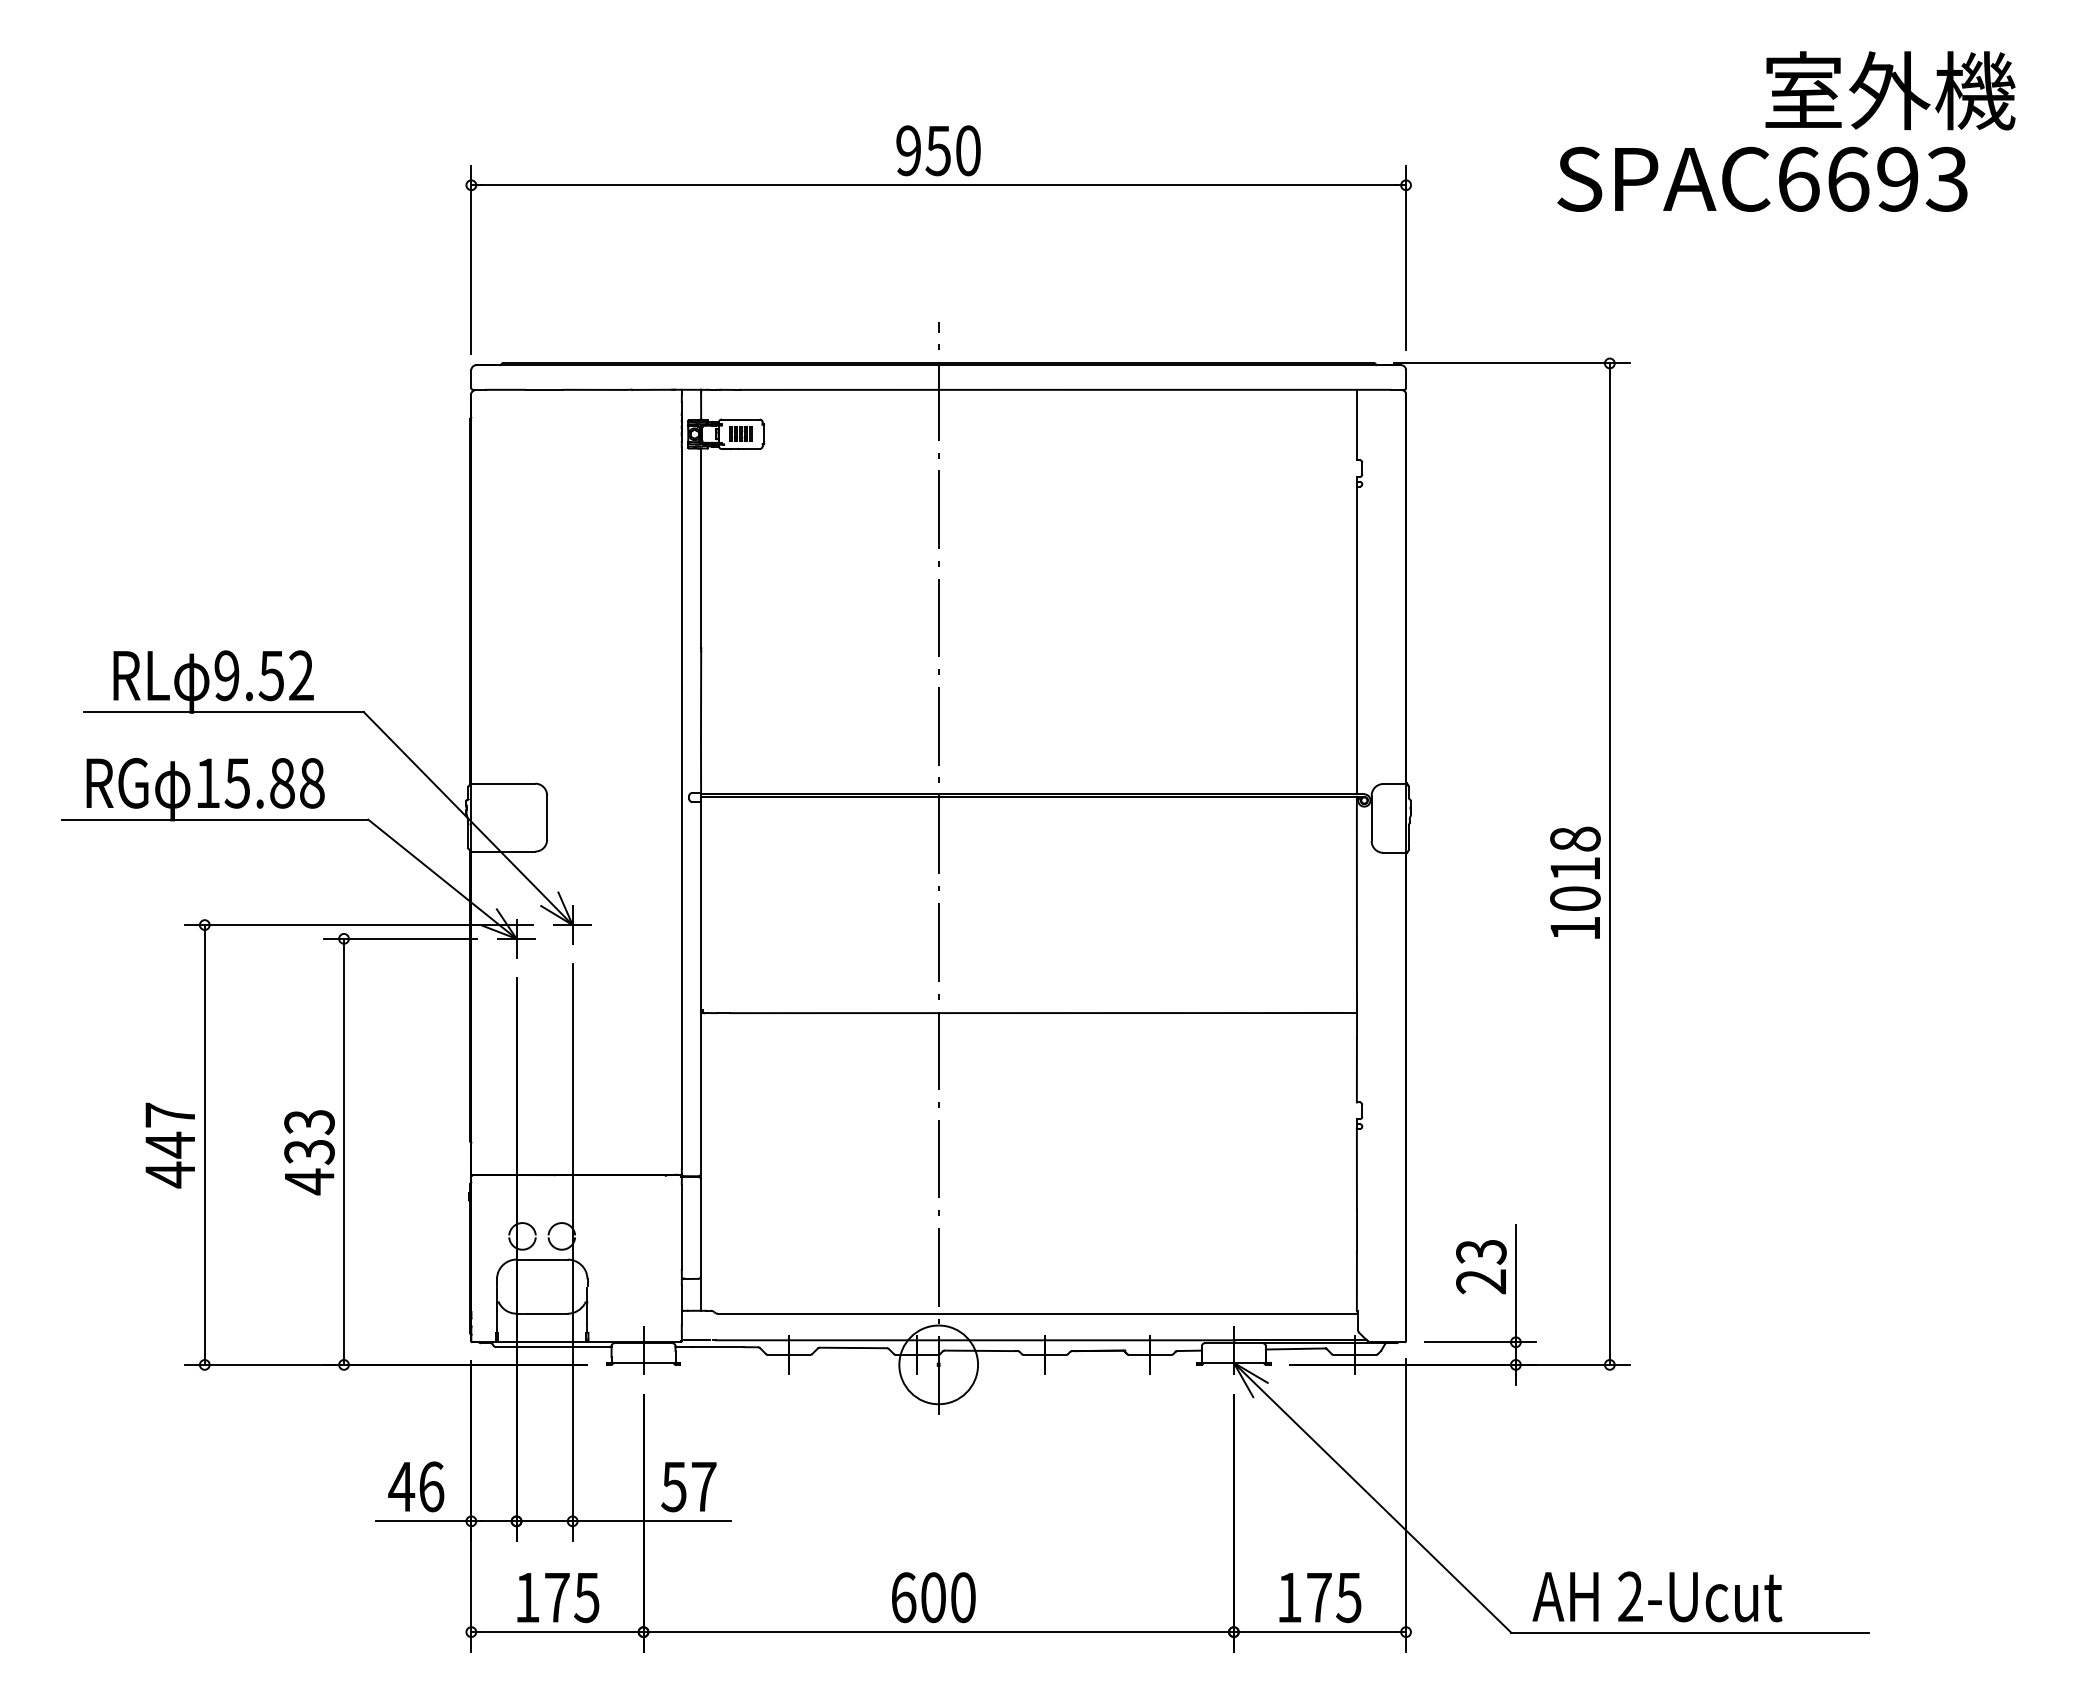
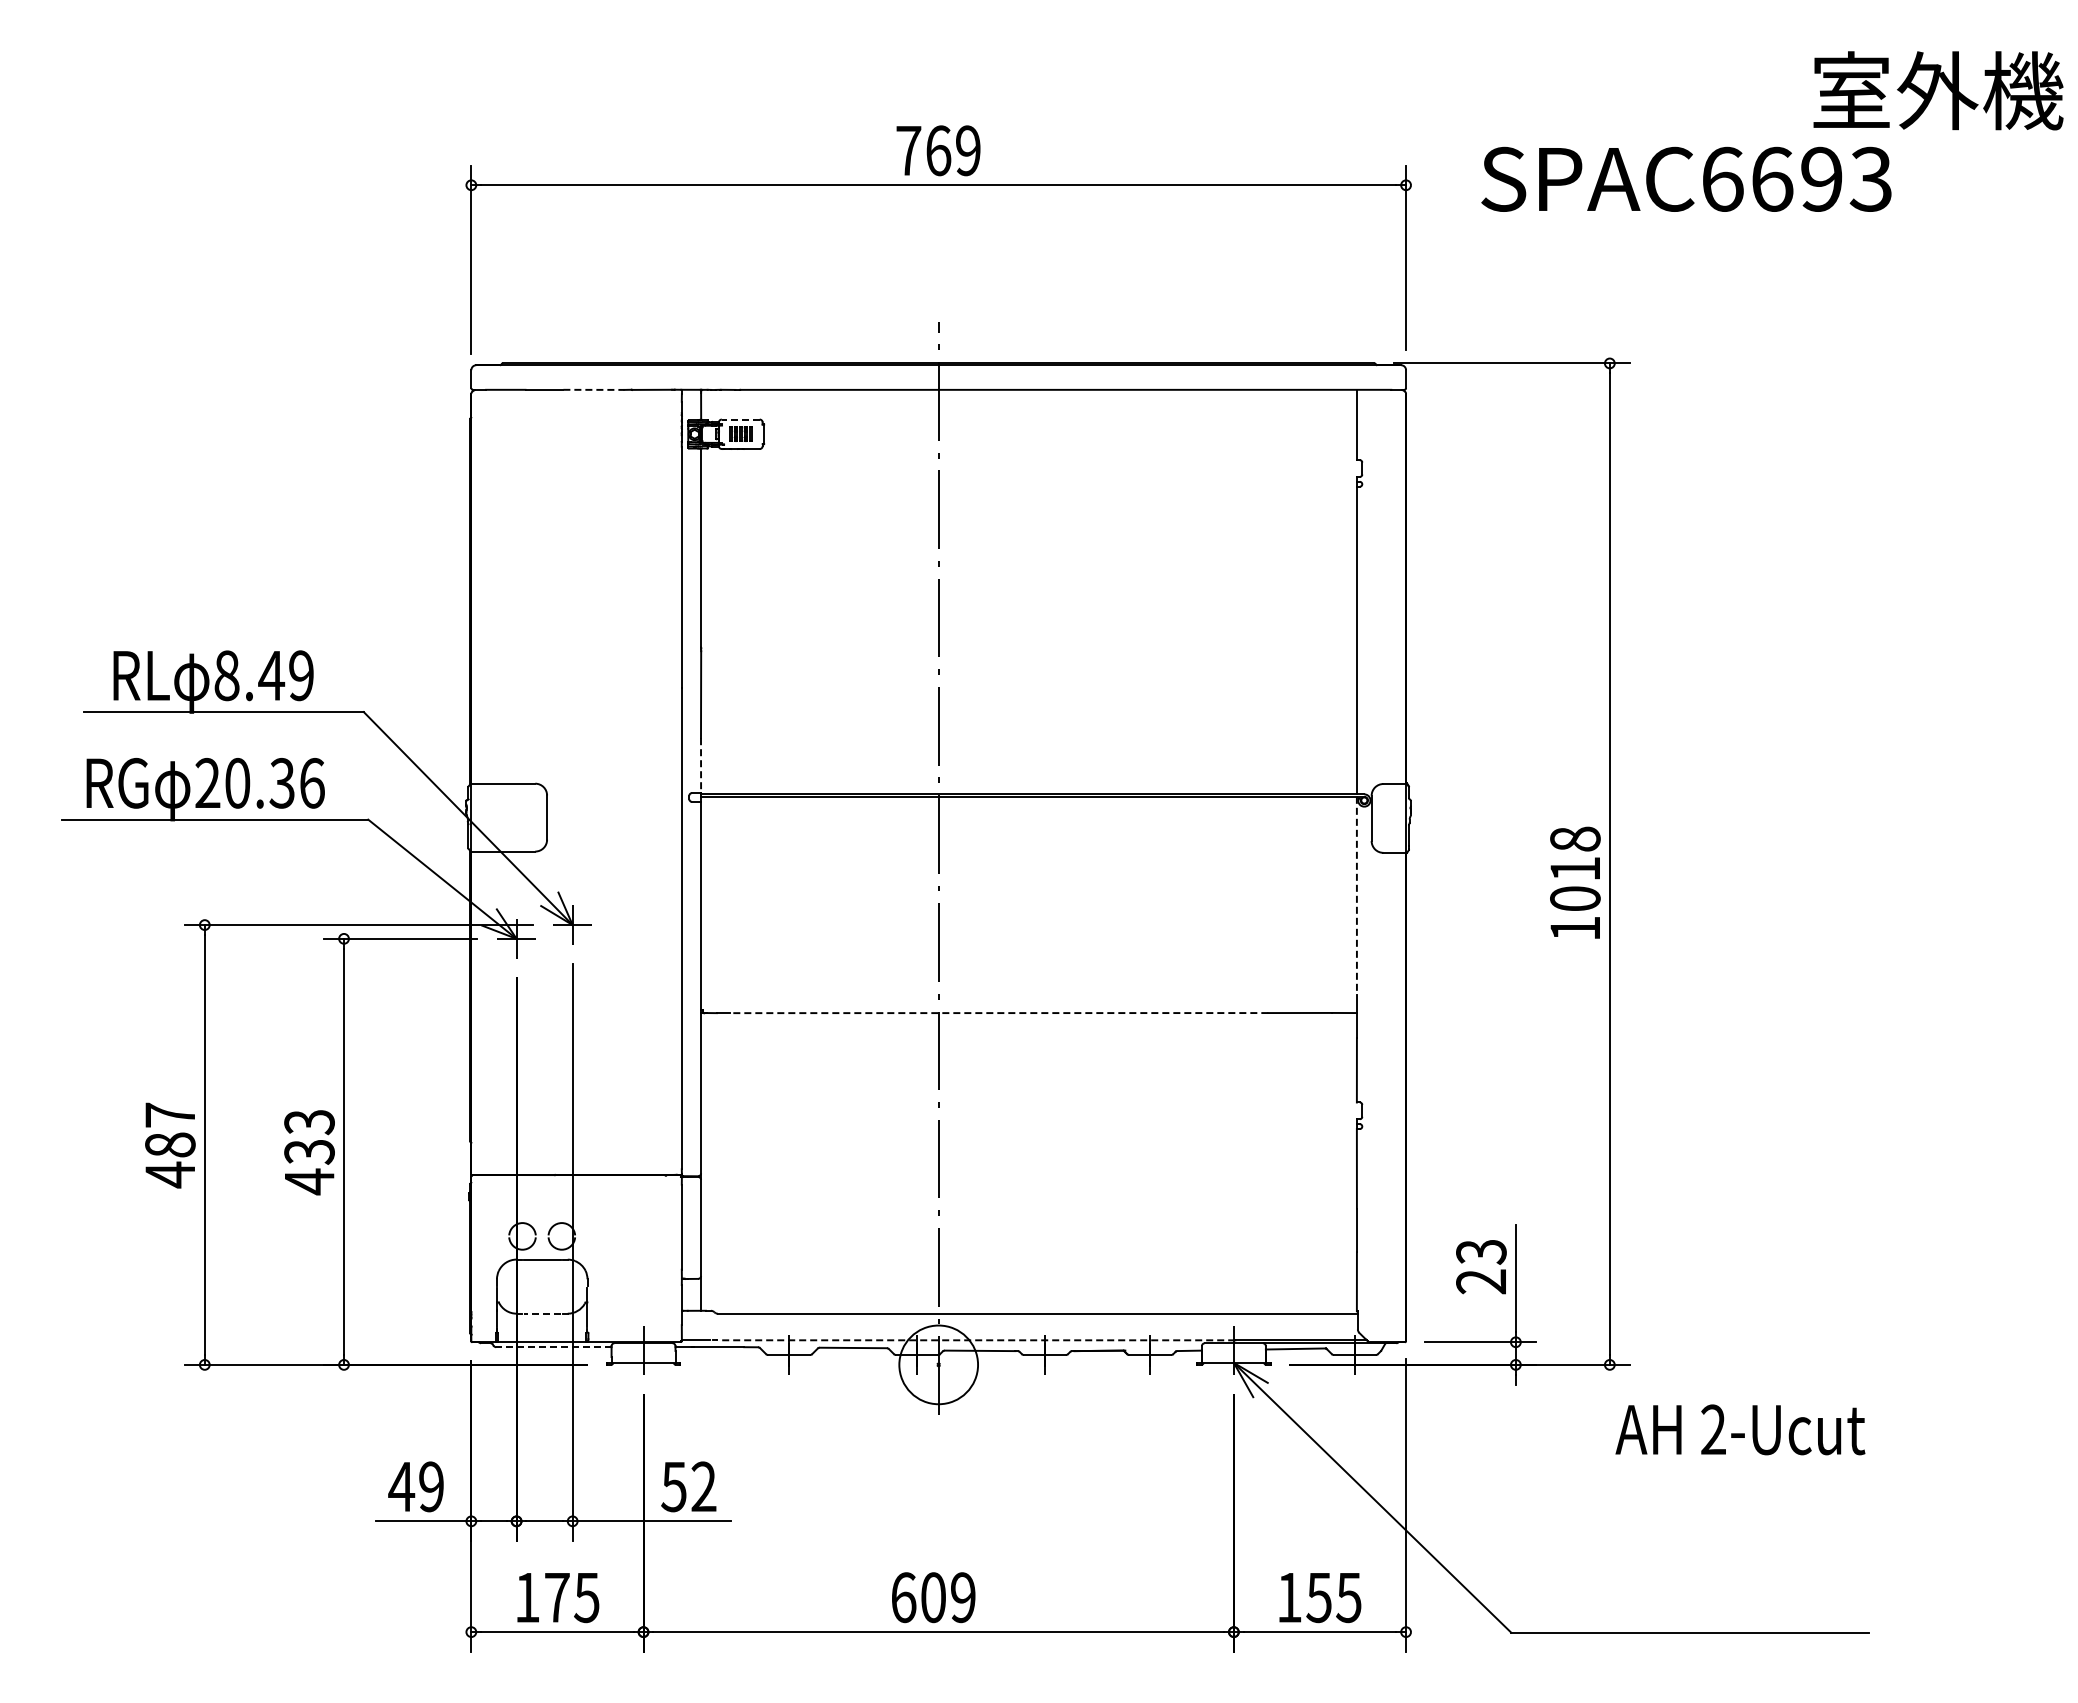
text position: (1890, 90) -> (1938, 90) (1938, 90)
text: 950 -> 769 (938, 150)
text position: (1762, 178) -> (1686, 178) (1686, 178)
line: solid -> dashed (593, 389)
line: solid -> dashed (740, 419)
text: 9.52 -> 8.49 (263, 675)
line: solid -> dashed (701, 766)
text: 15.88 -> 20.36 (259, 782)
line: solid -> dashed (1356, 895)
line: solid -> dashed (998, 1013)
text: 447 -> 487 (170, 1144)
line: solid -> dashed (542, 1313)
line: solid -> dashed (975, 1340)
line: solid -> dashed (553, 1347)
text: 46 -> 49 (431, 1486)
text: 57 -> 52 (703, 1486)
text position: (1657, 1596) -> (1740, 1429) (1740, 1429)
text: 600 -> 609 (963, 1597)
text: 175 -> 155 (1318, 1598)
